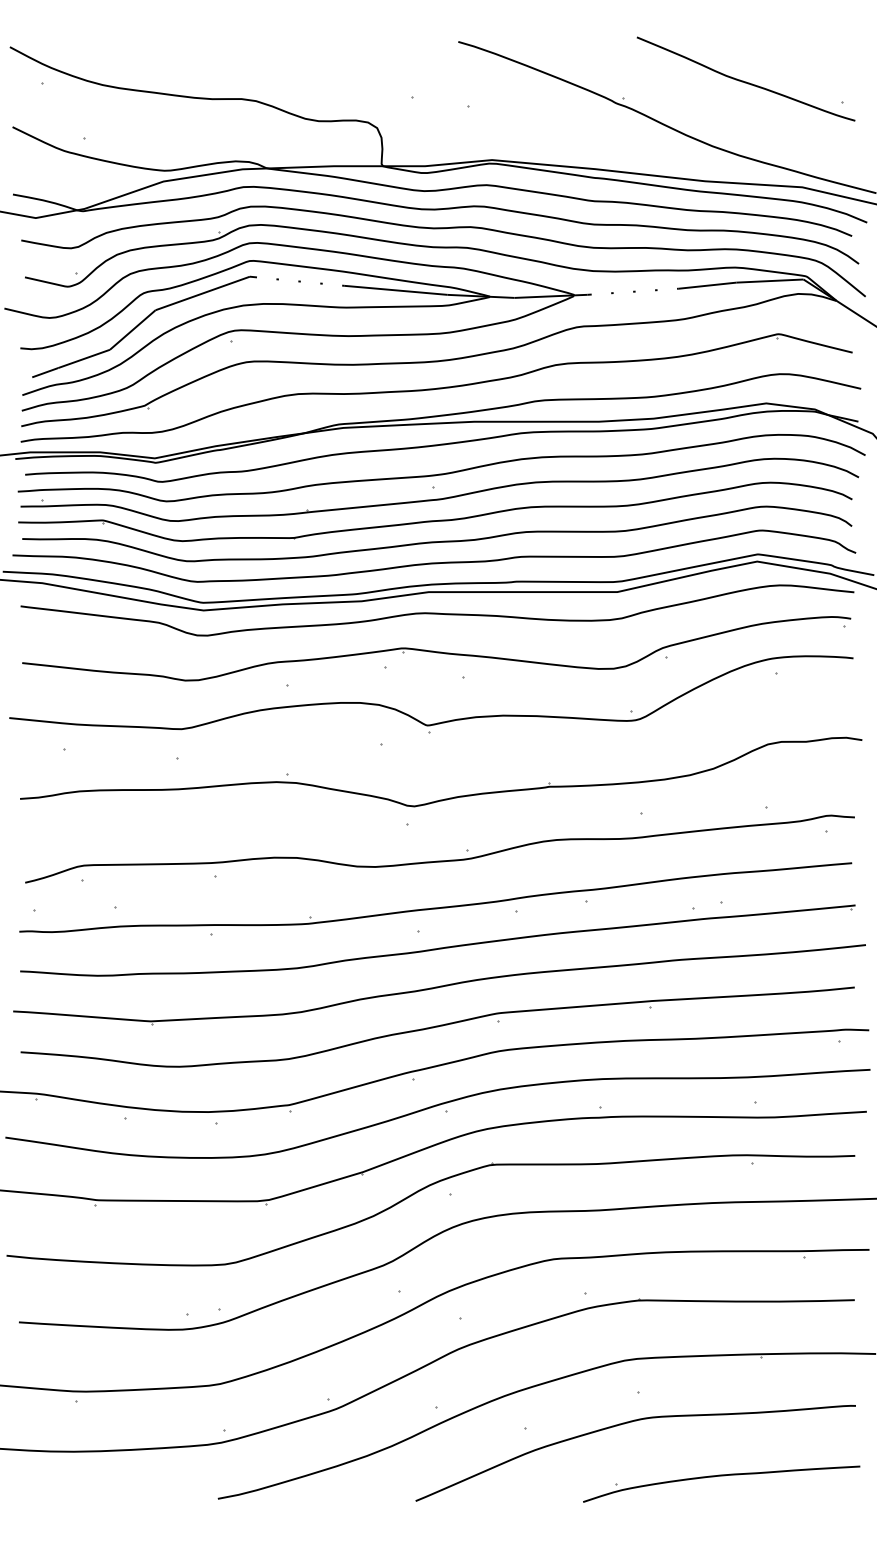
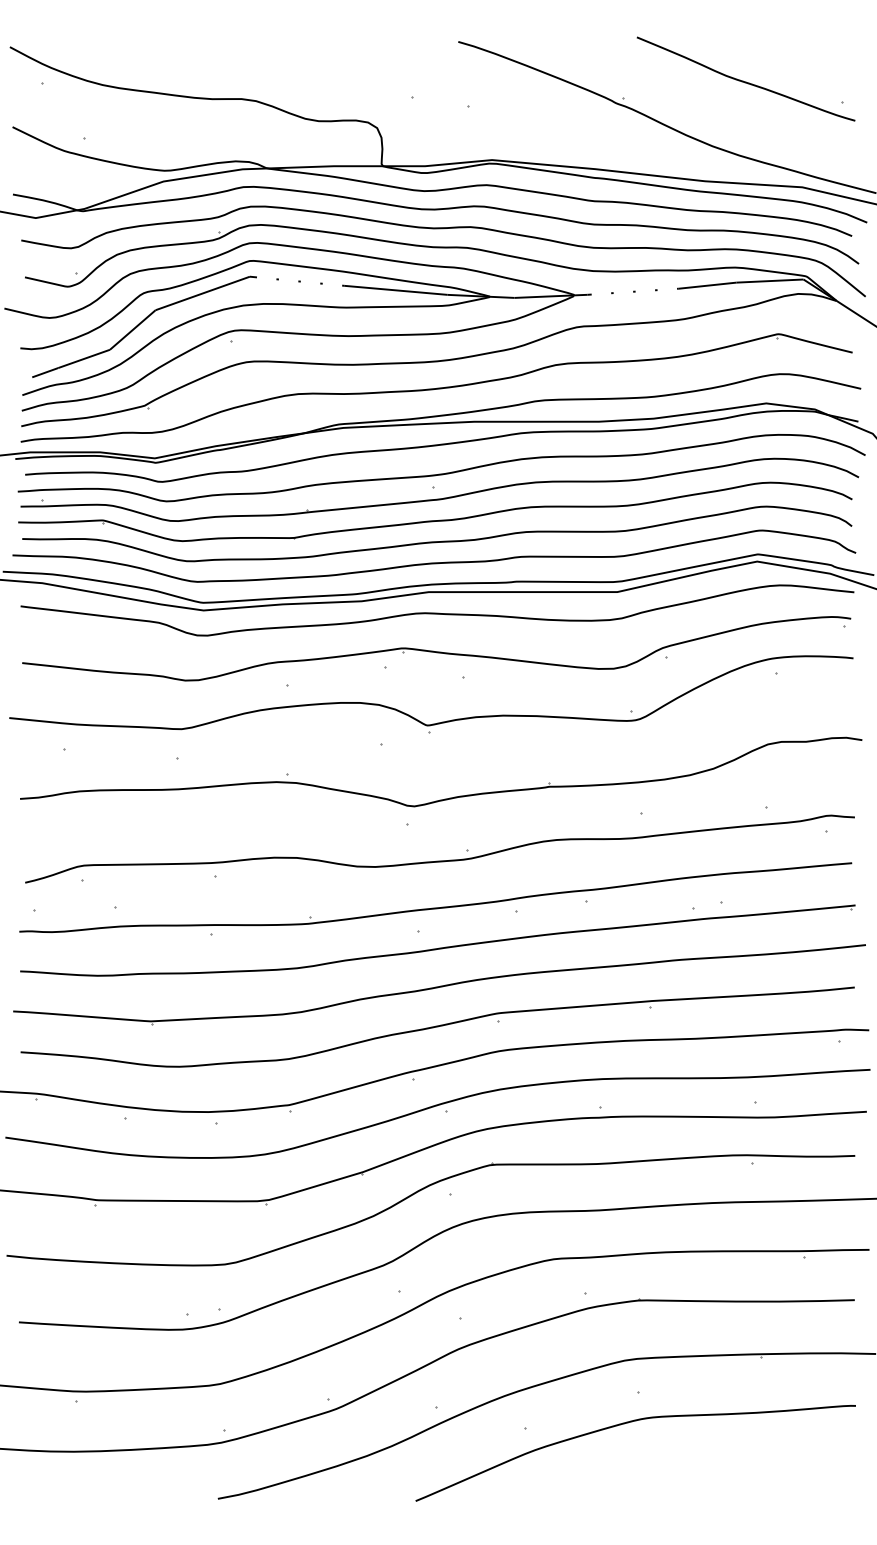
part: present -> none (721, 1476)
